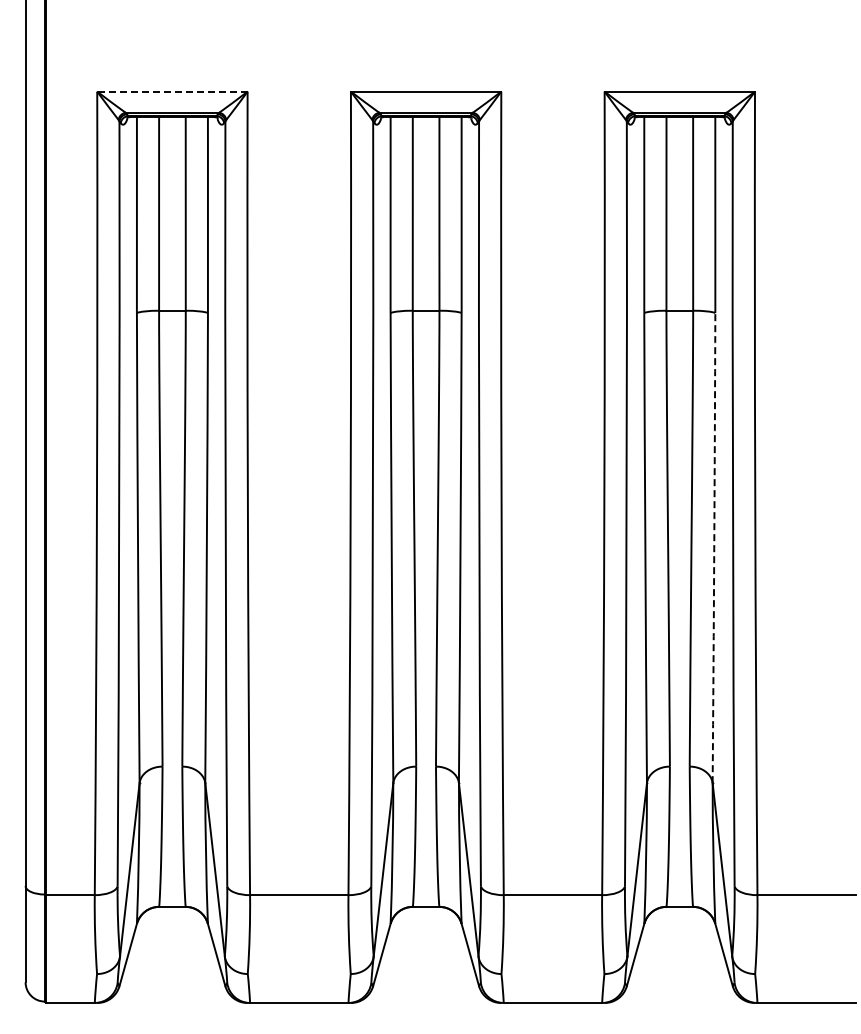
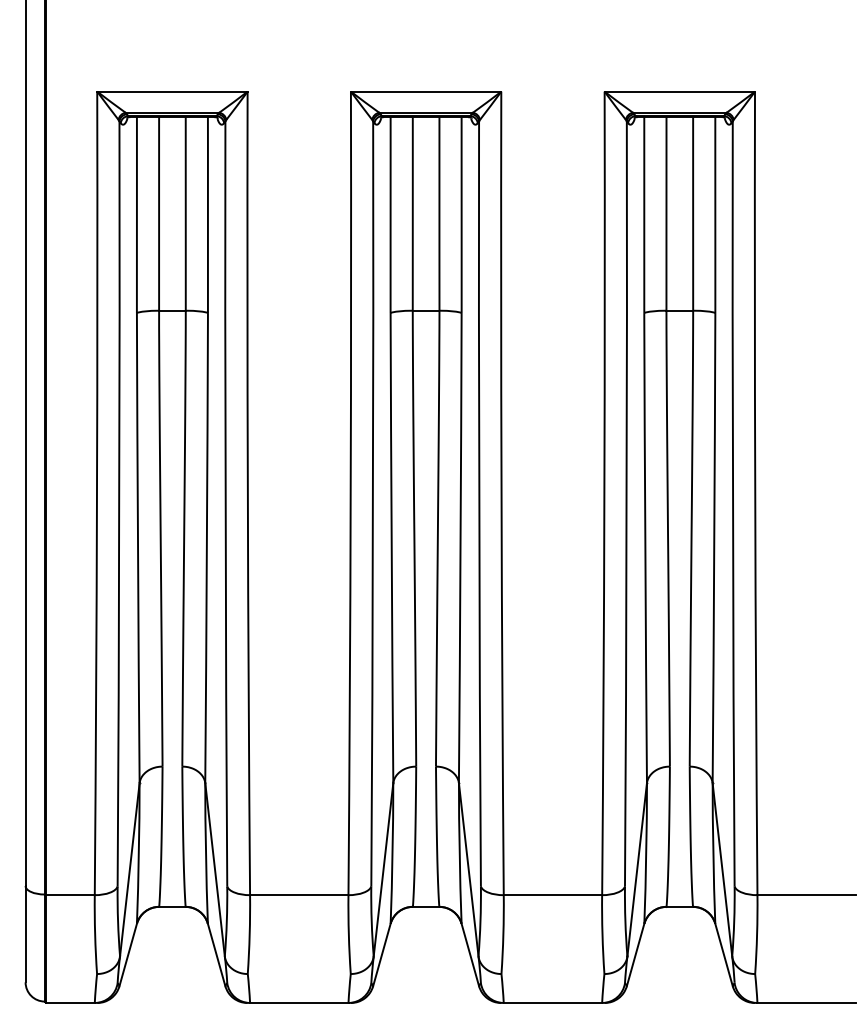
line: dashed -> solid (171, 91)
arc: dashed -> solid (714, 548)
